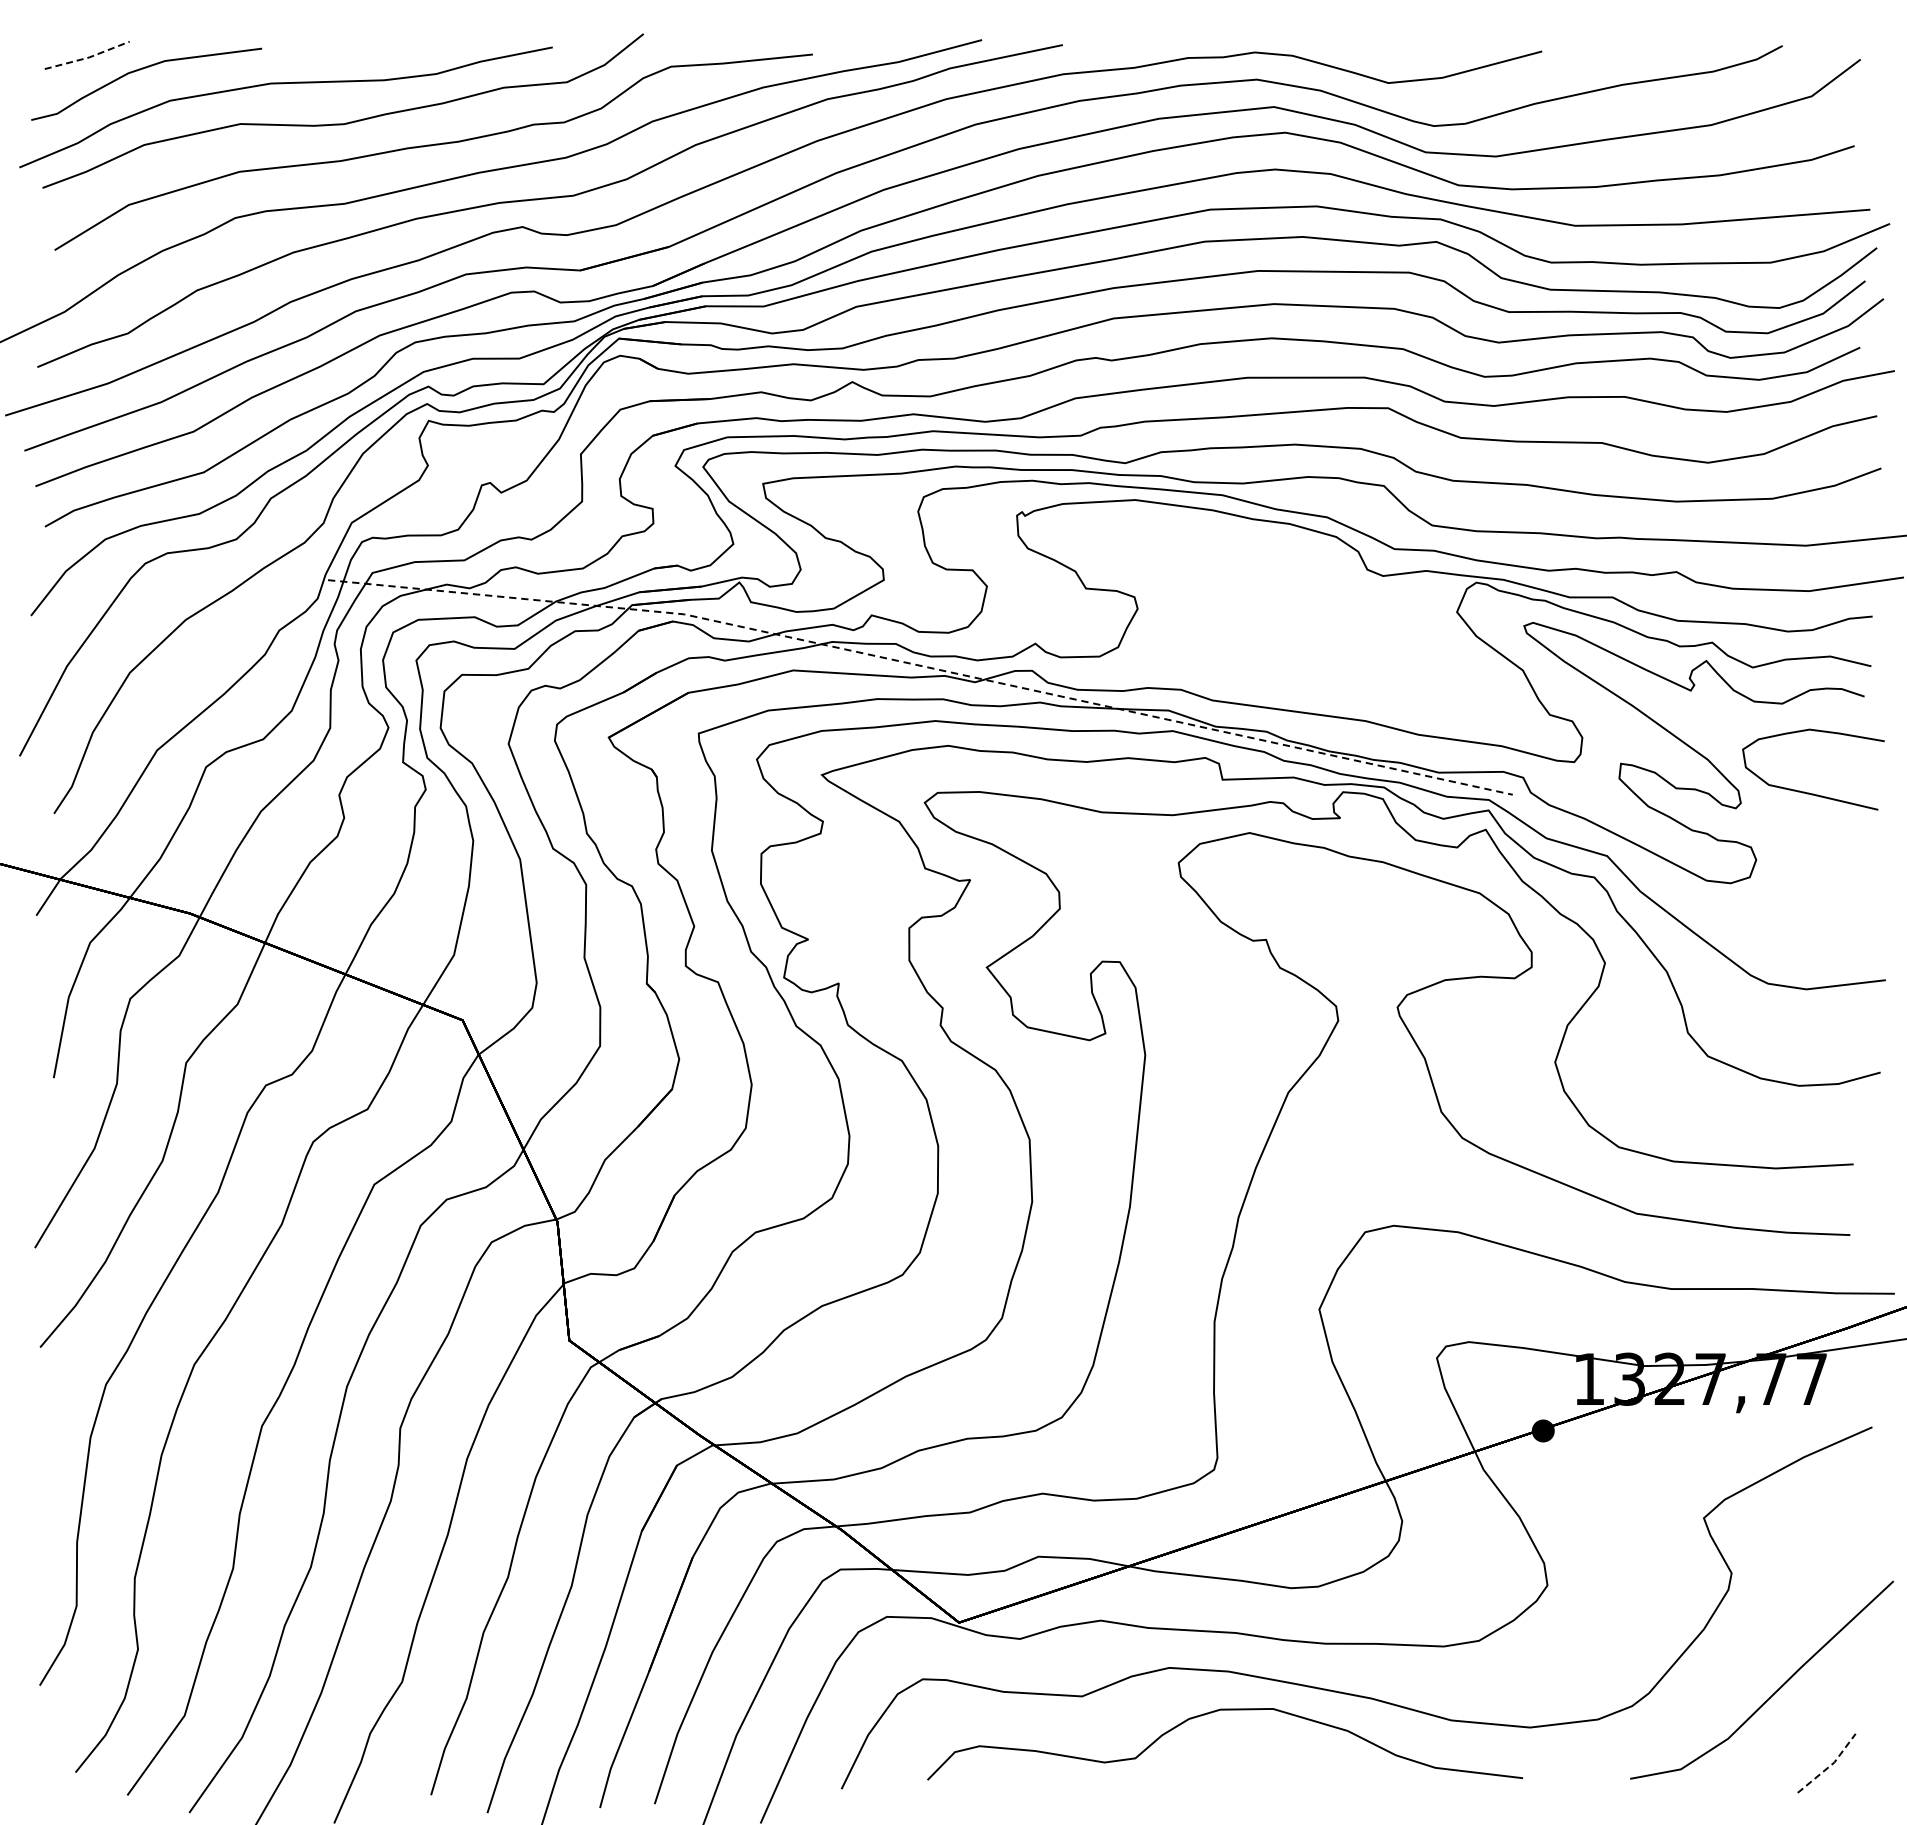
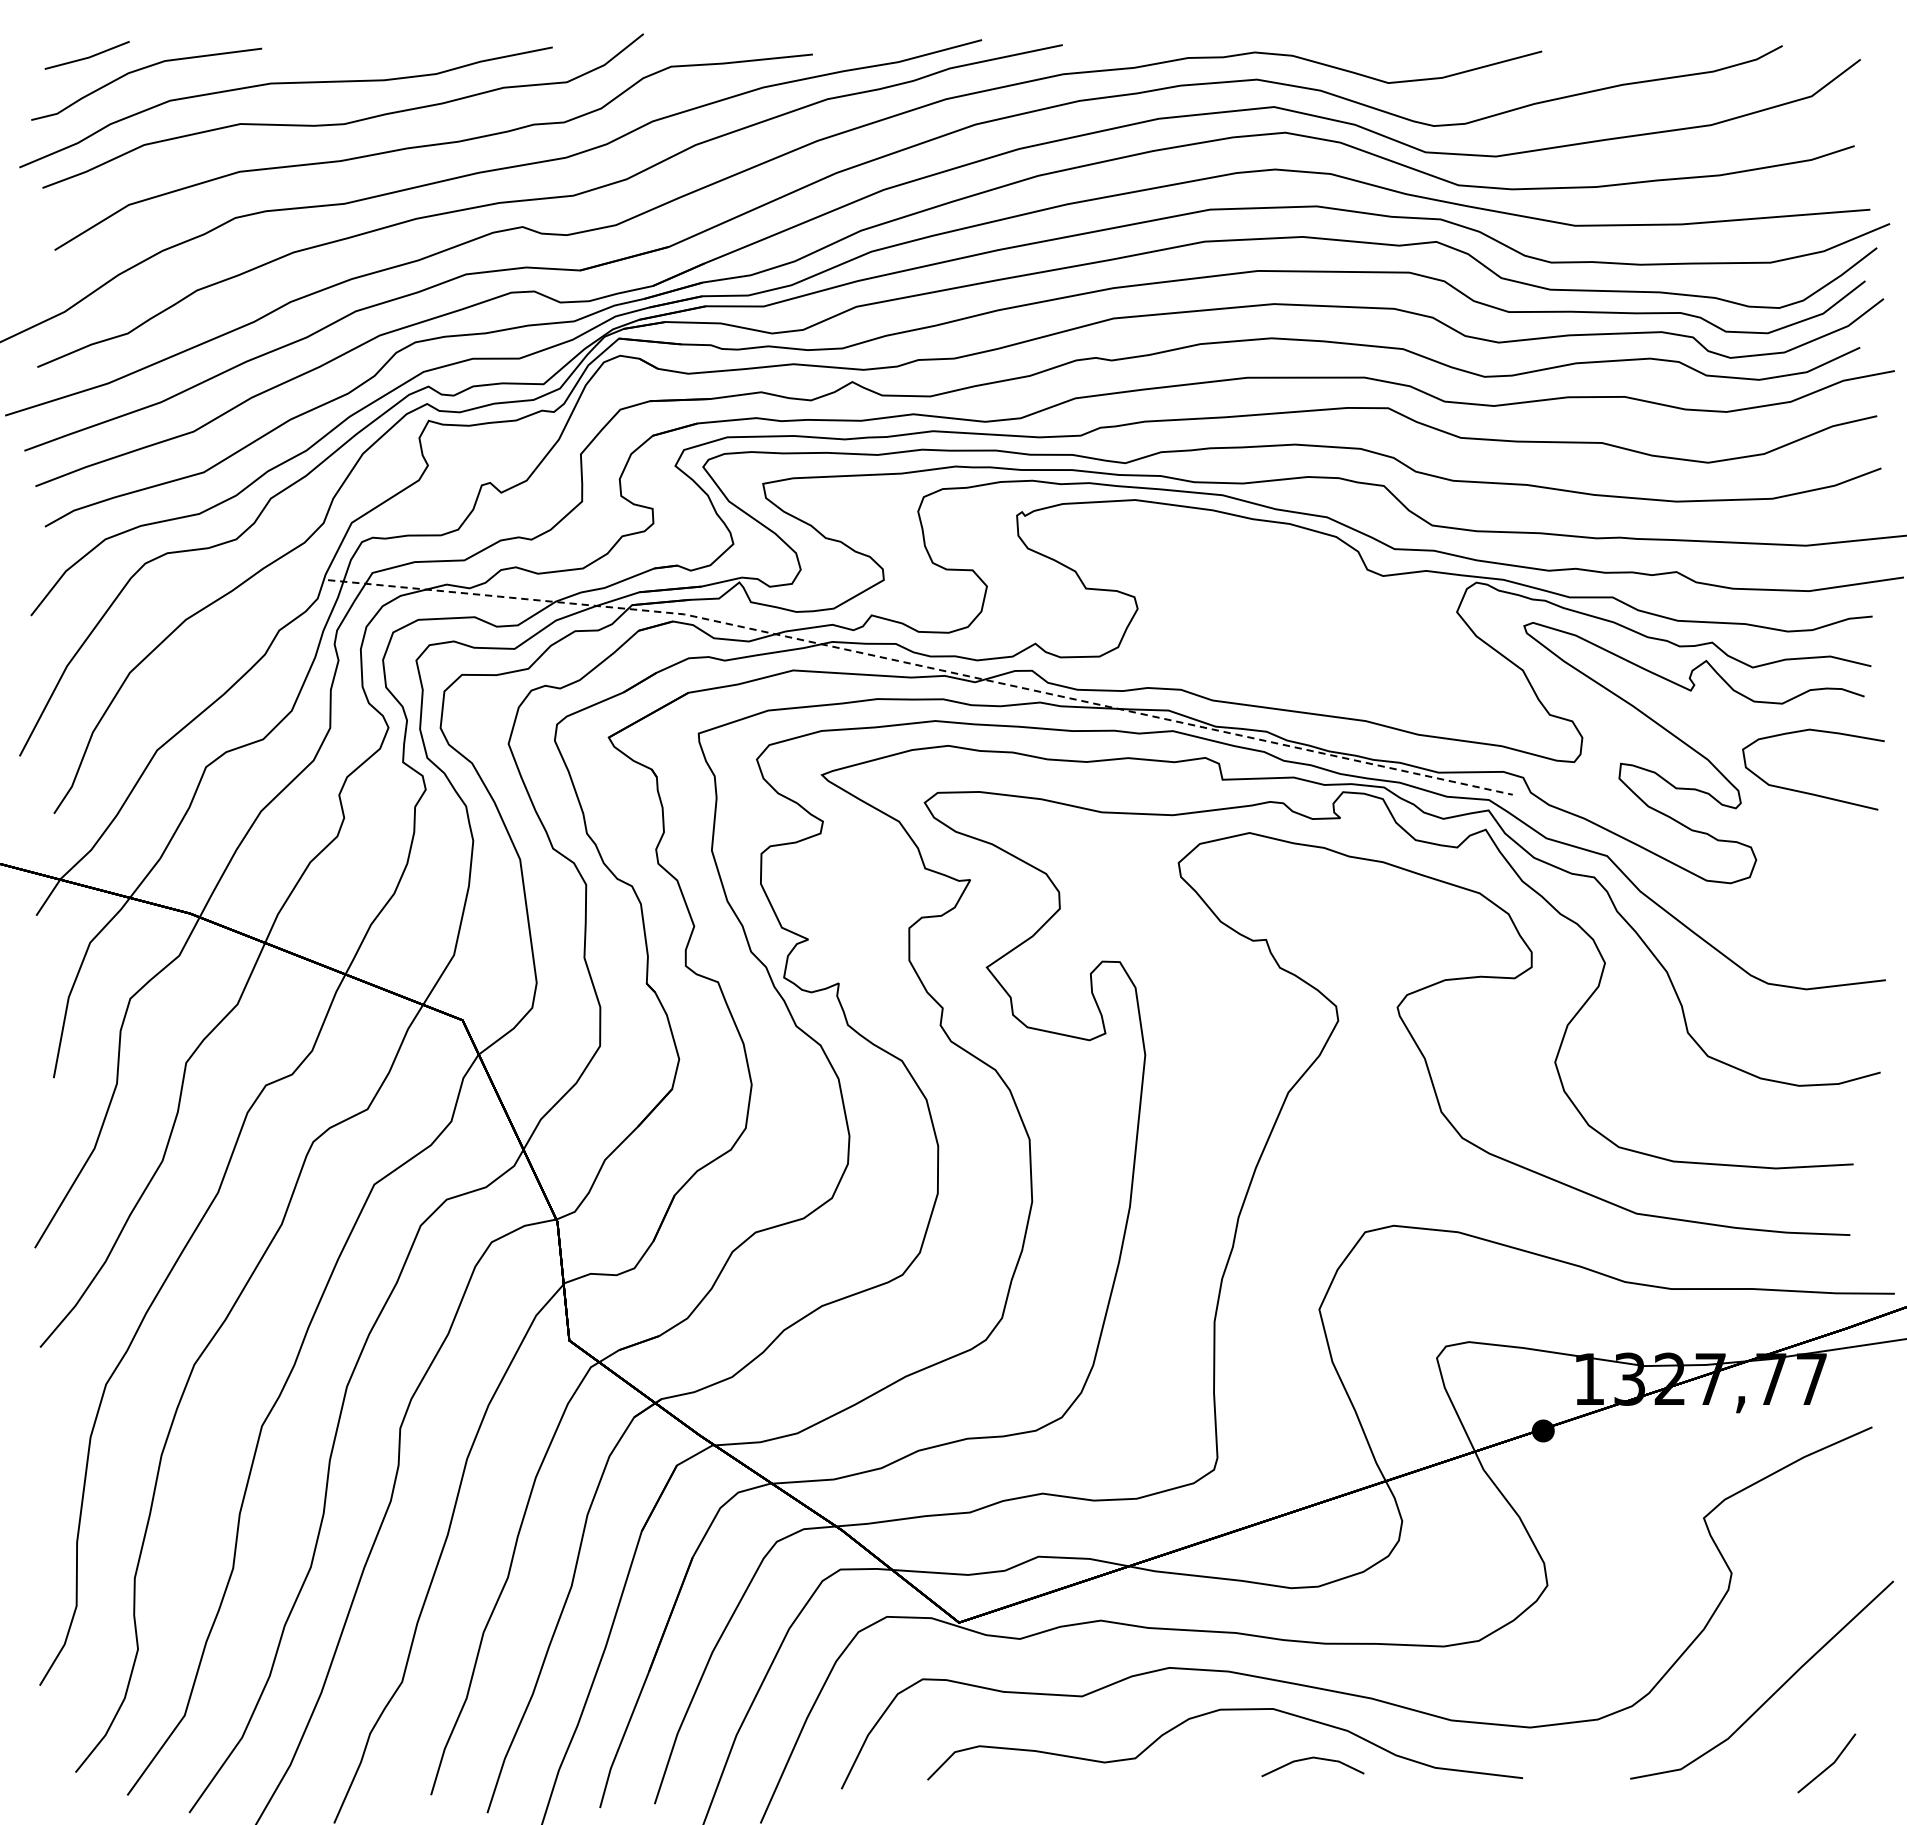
line: dashed -> solid (89, 57)
line: none -> present (1309, 1759)
line: dashed -> solid (1830, 1765)
